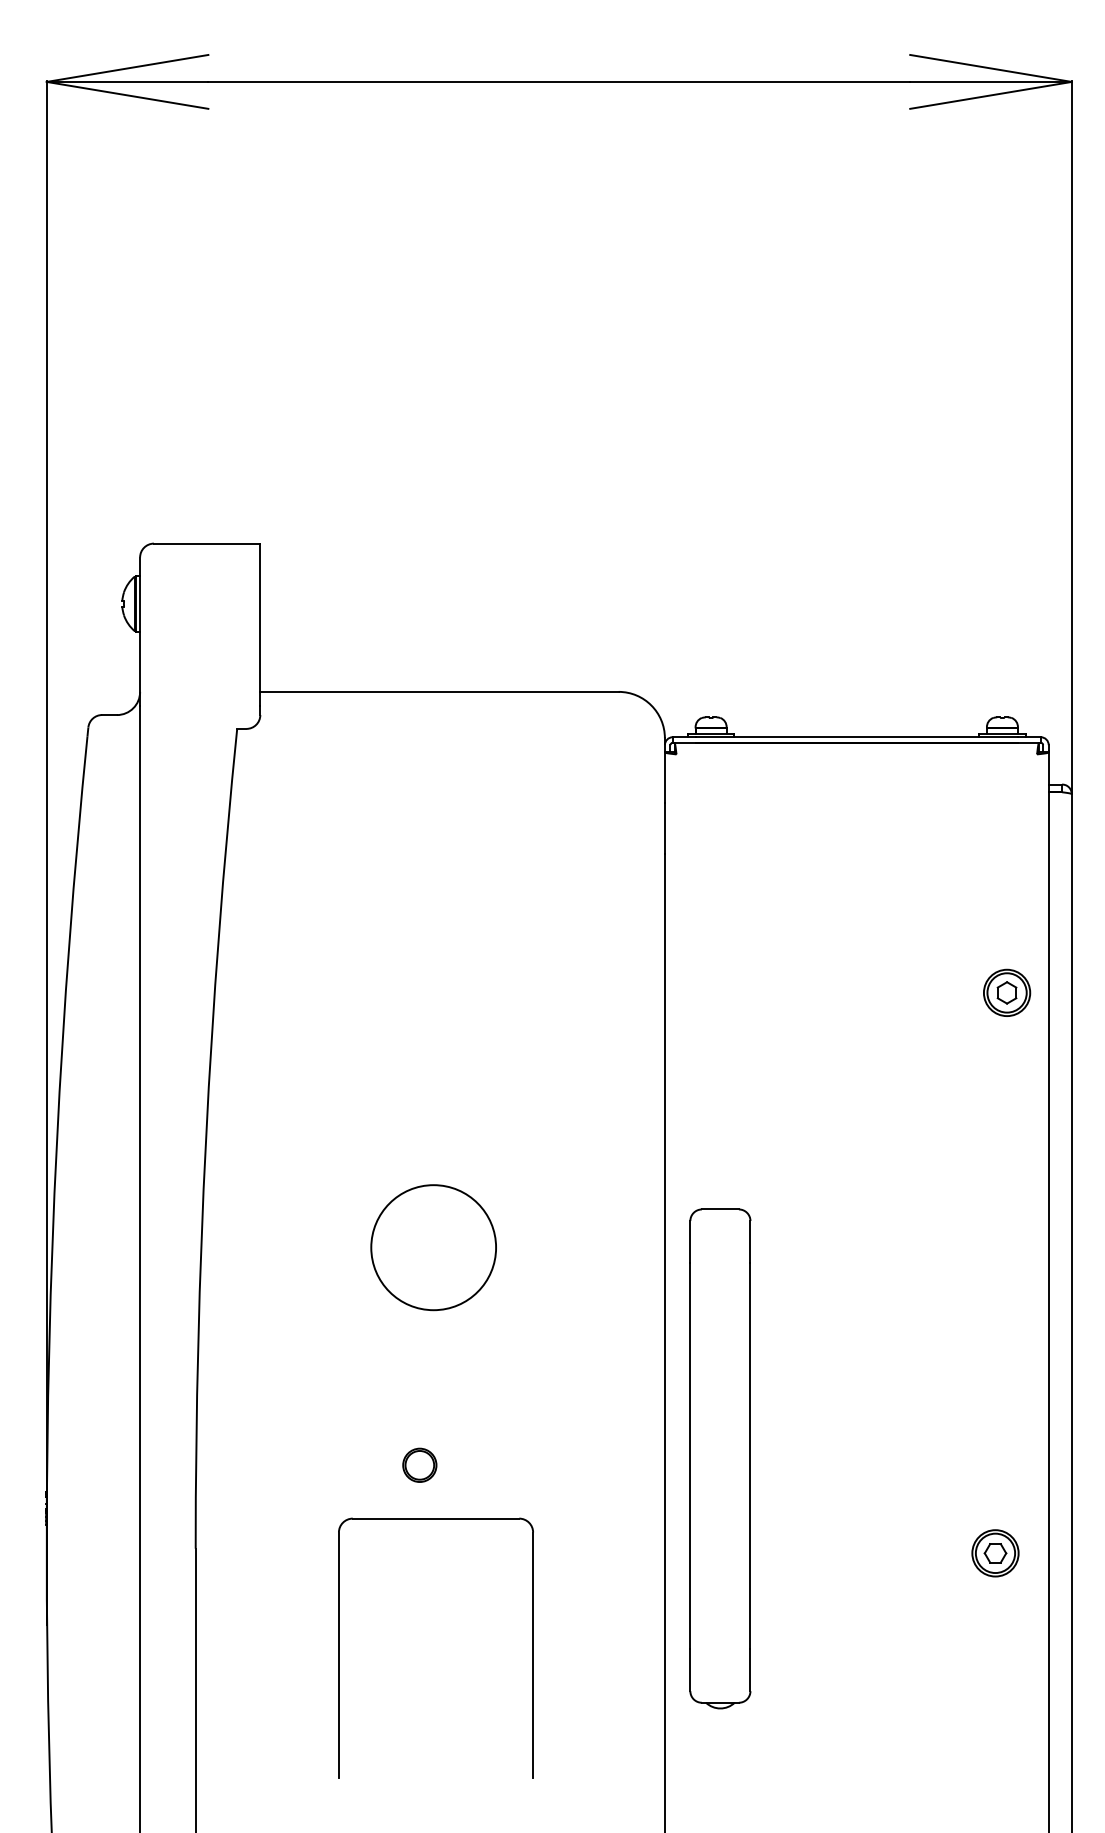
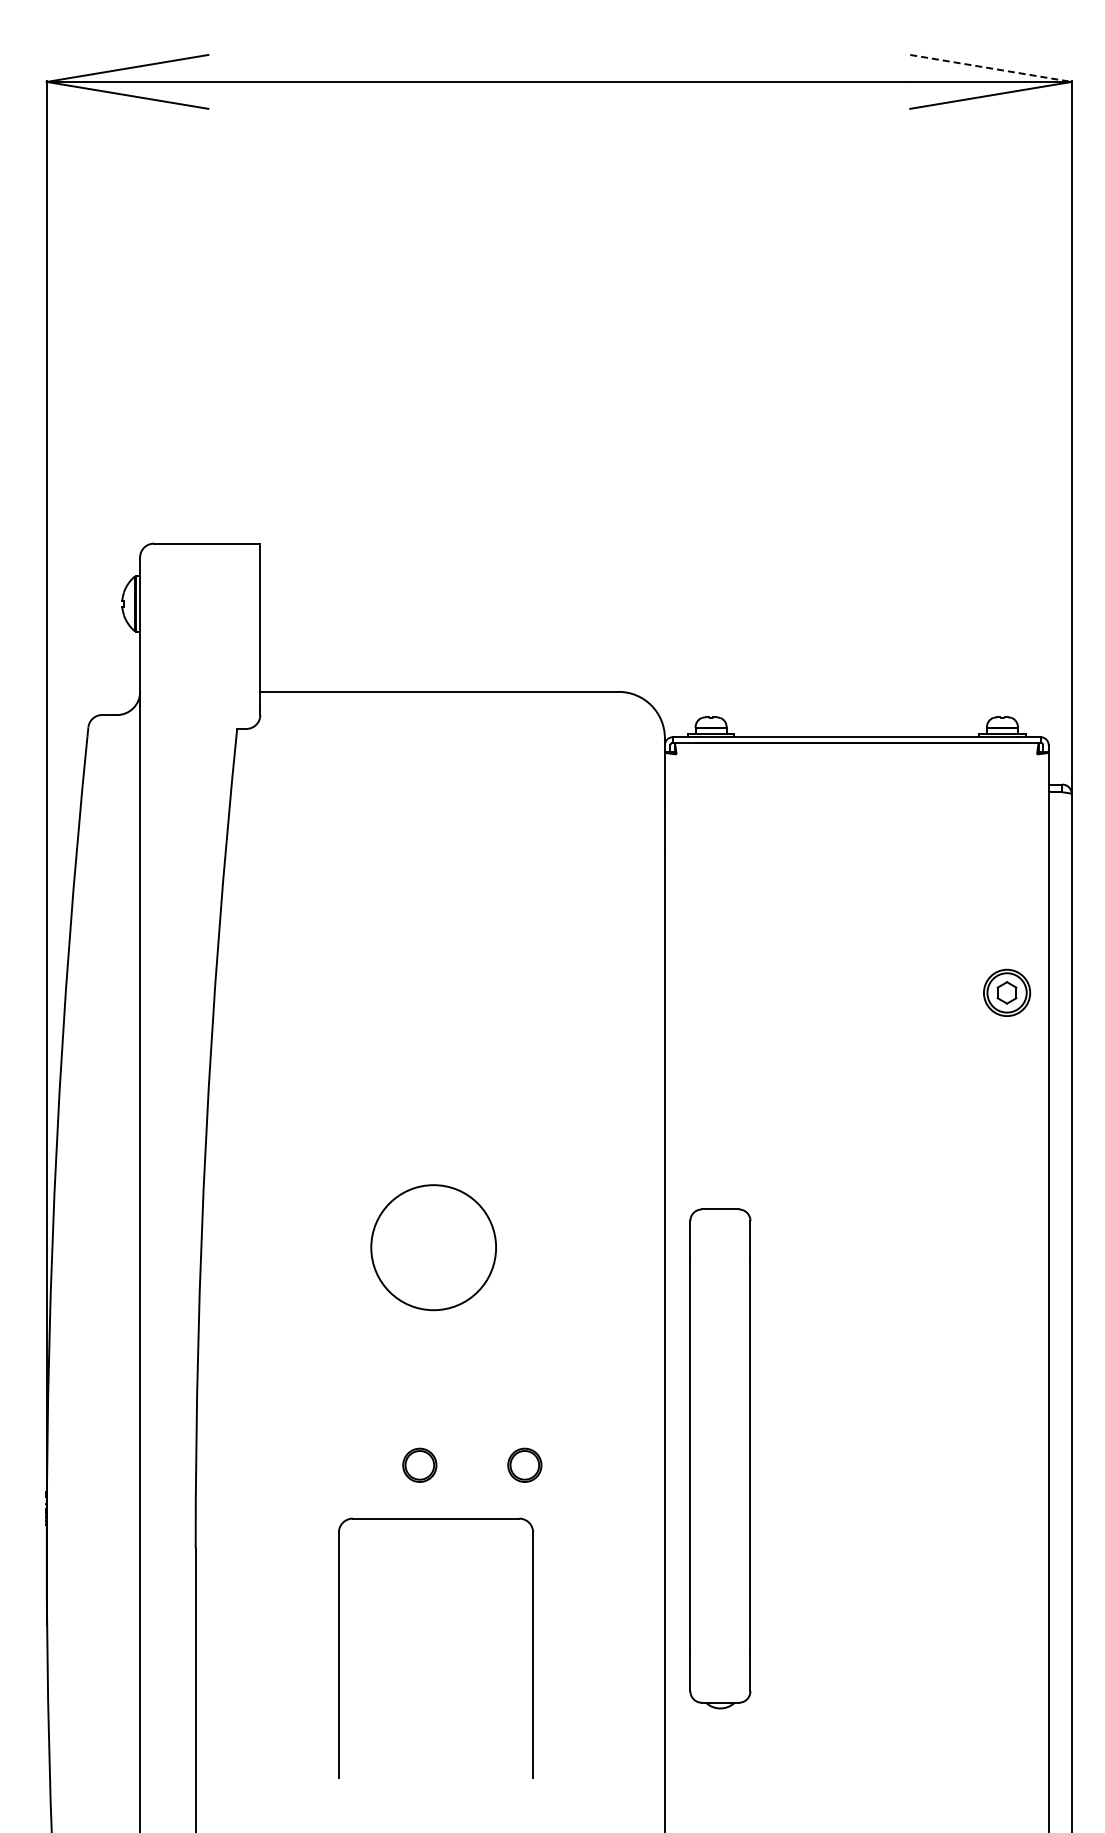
line: solid -> dashed (991, 68)
part: none -> present (524, 1464)
part: present -> none (995, 1553)
